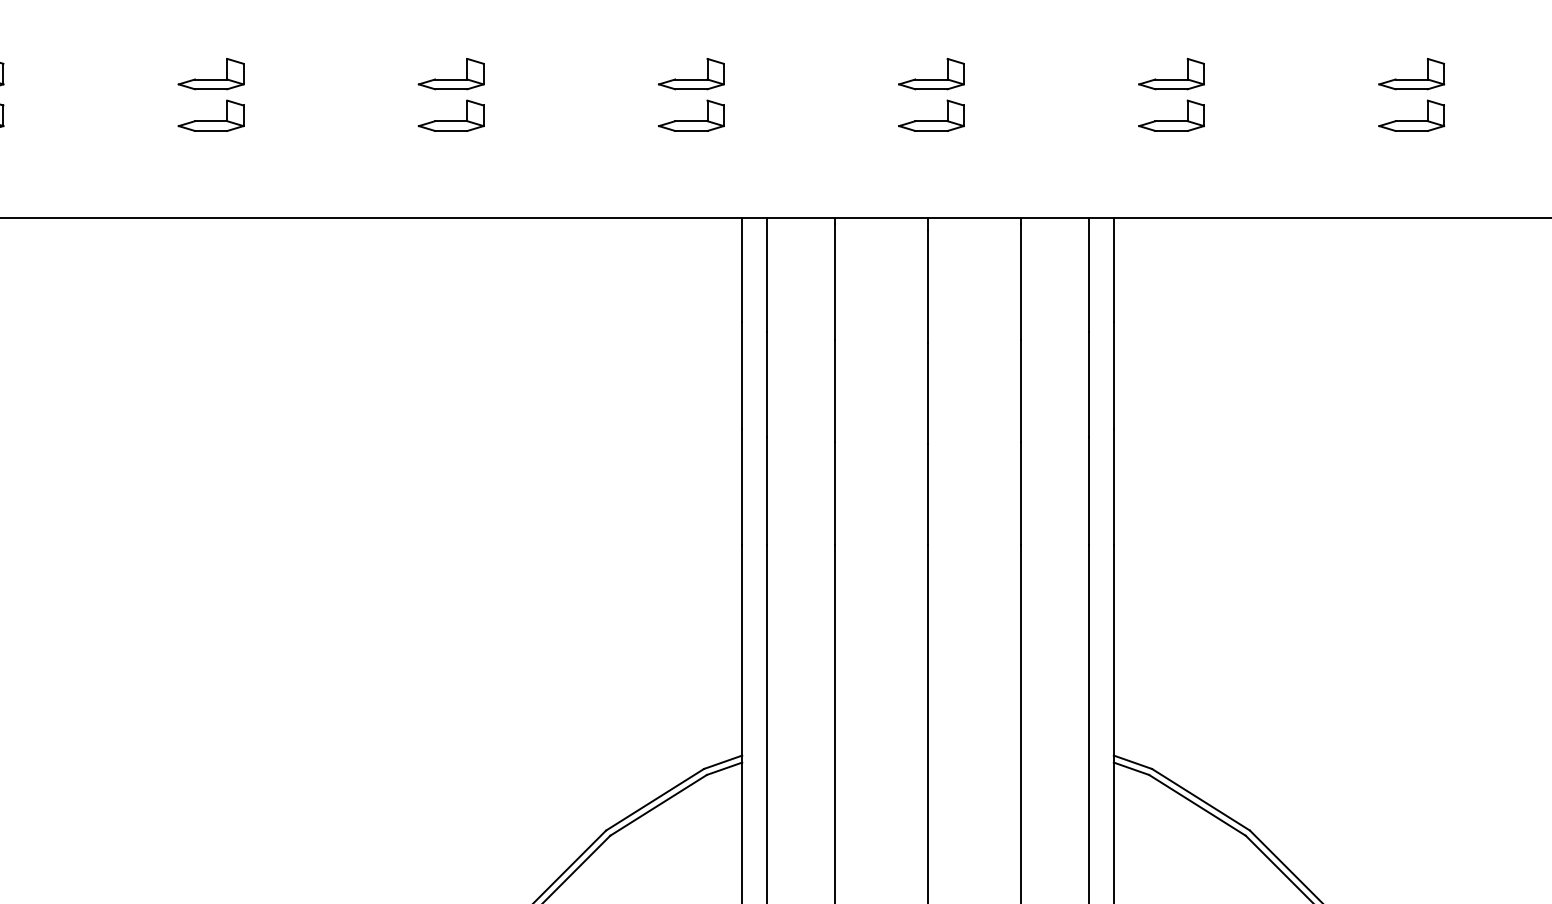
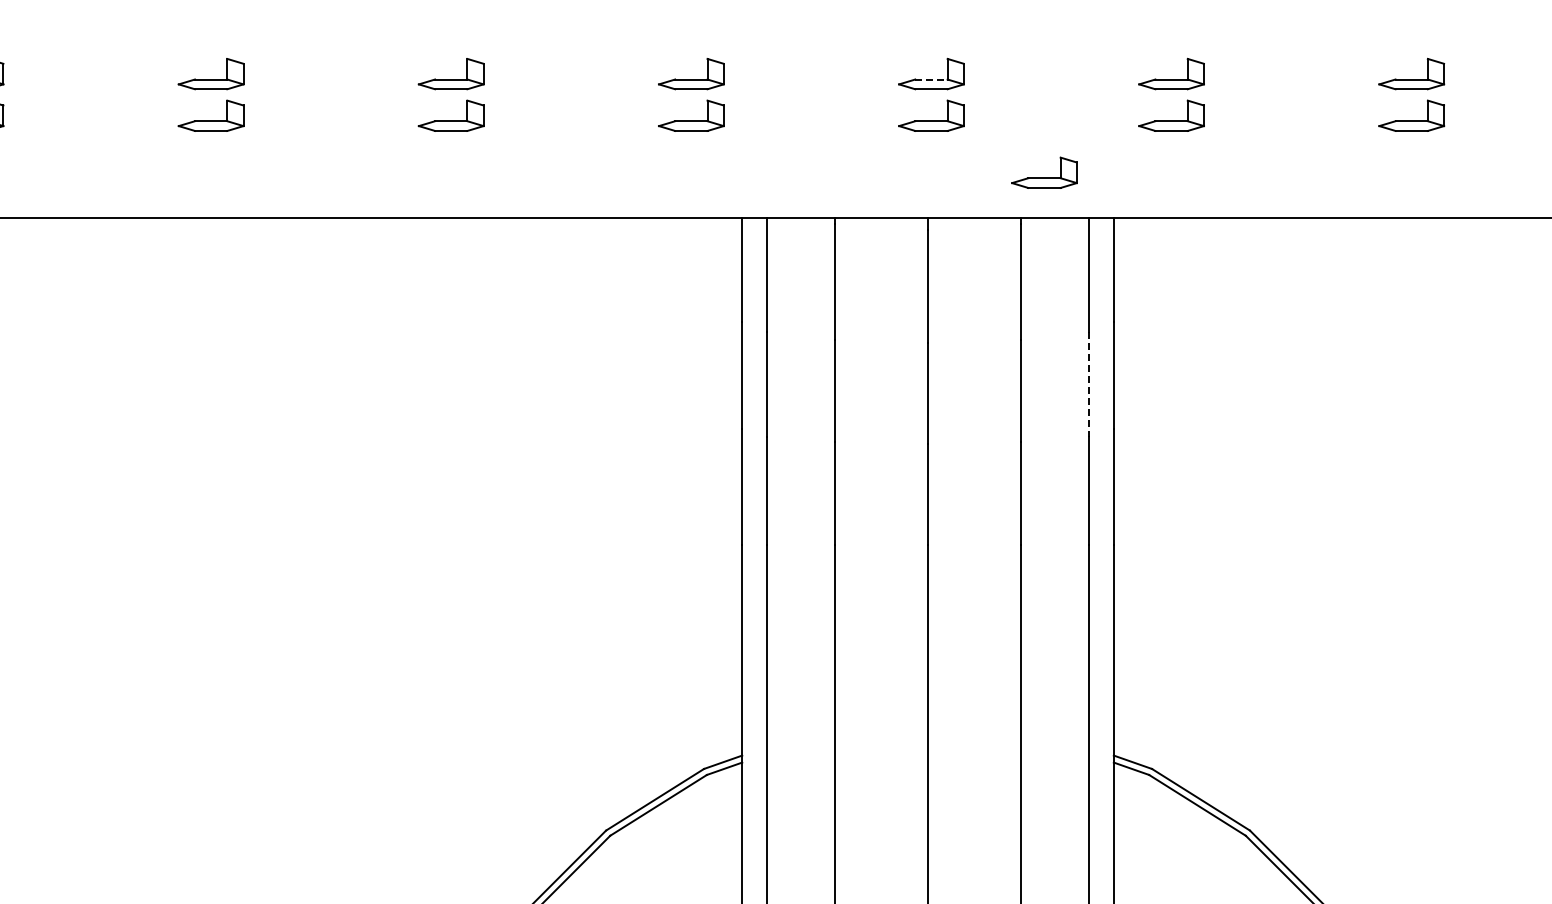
line: solid -> dashed (931, 79)
part: none -> present (1044, 172)
line: solid -> dashed (1088, 385)
